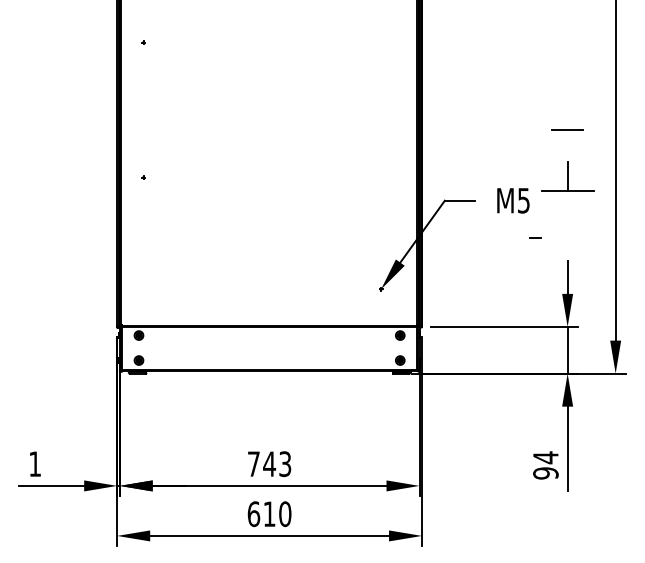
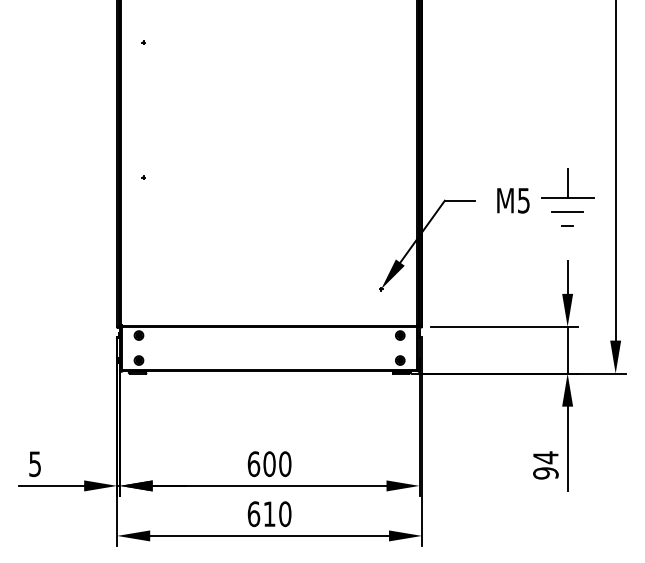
line position: (567, 129) -> (567, 211) (567, 211)
part position: (567, 176) -> (567, 183) (567, 183)
line position: (535, 237) -> (567, 225) (567, 225)
text: 1 -> 5 (34, 464)
text: 743 -> 600 (269, 464)
